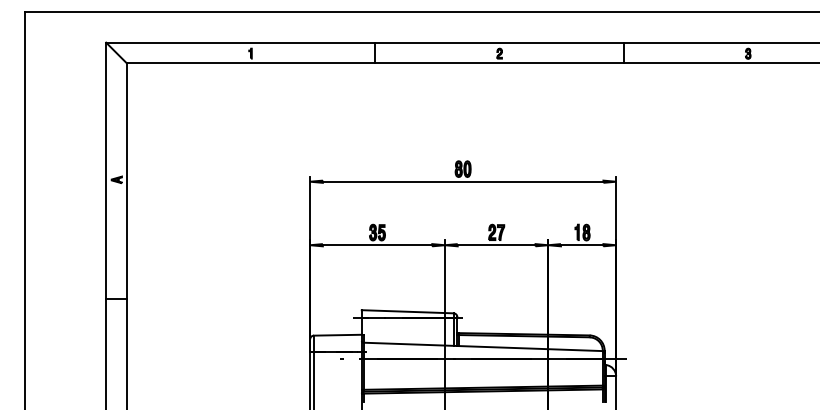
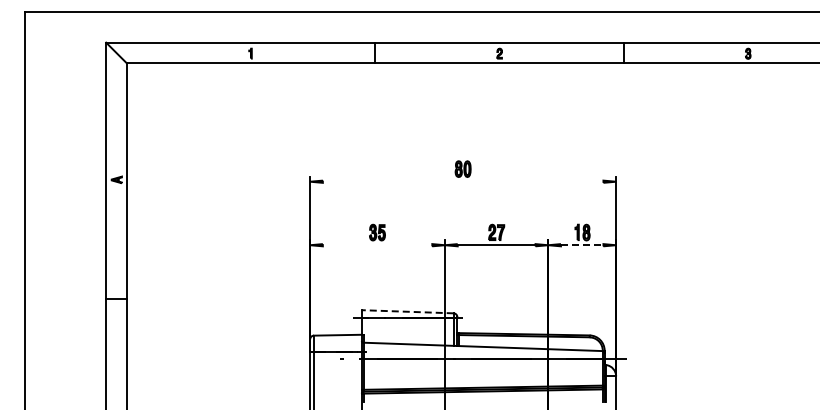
line: present -> none (462, 181)
line: present -> none (377, 245)
line: solid -> dashed (582, 245)
line: solid -> dashed (407, 311)
